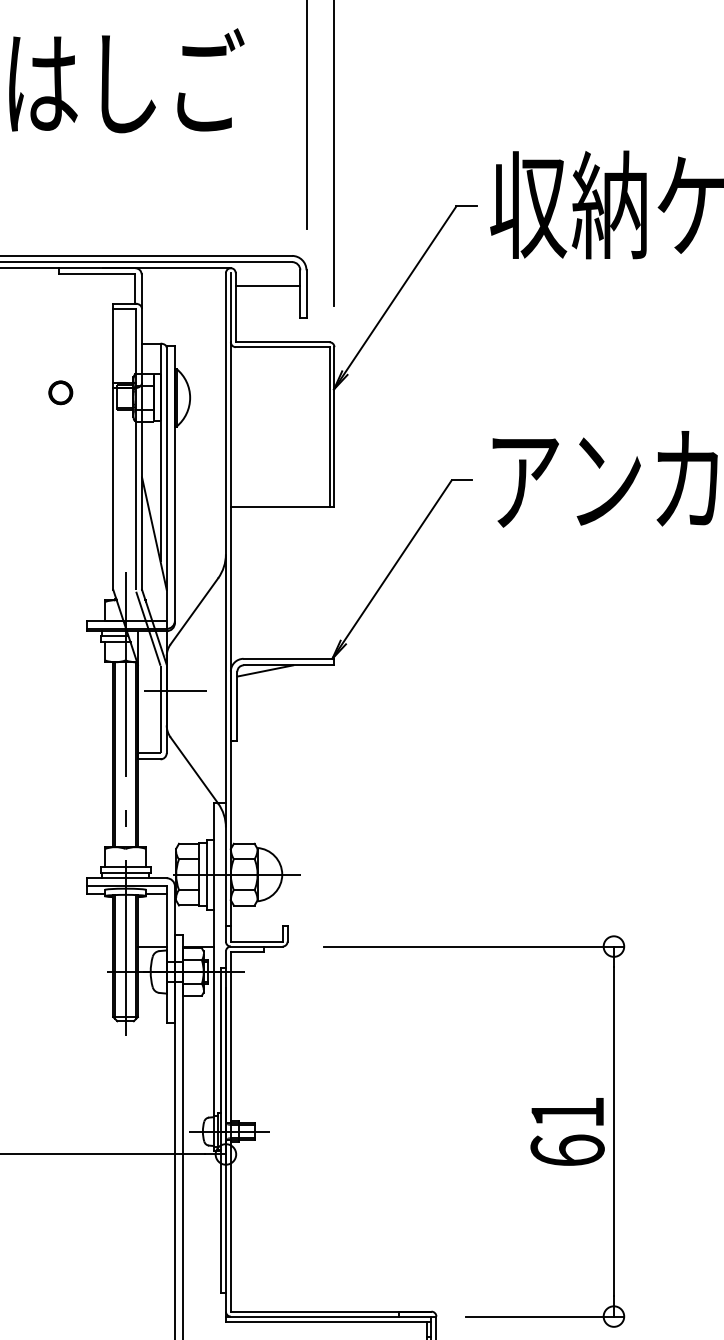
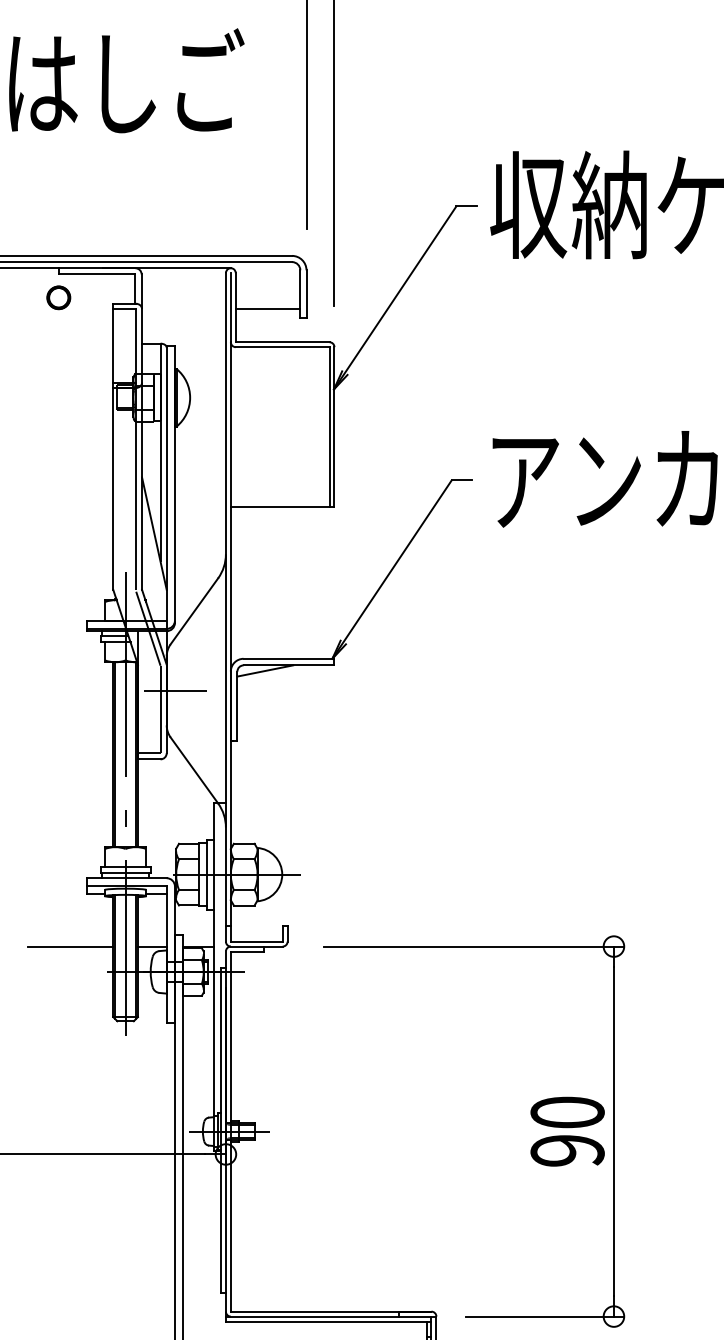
line position: (267, 286) -> (267, 309) (267, 309)
part position: (60, 392) -> (58, 297) (58, 297)
line: none -> present (70, 946)
text: 61 -> 90 (567, 1131)
